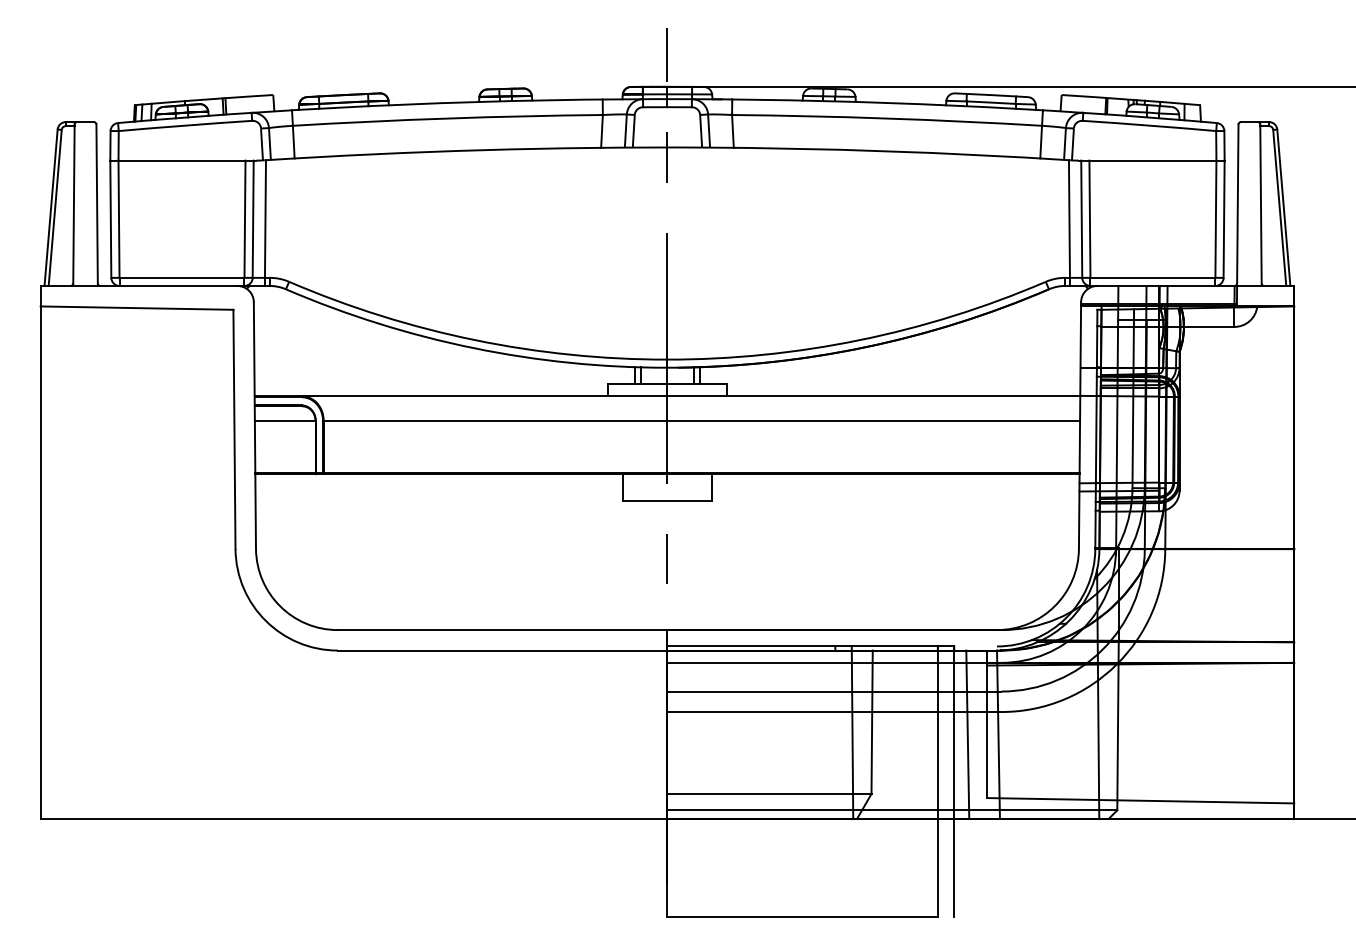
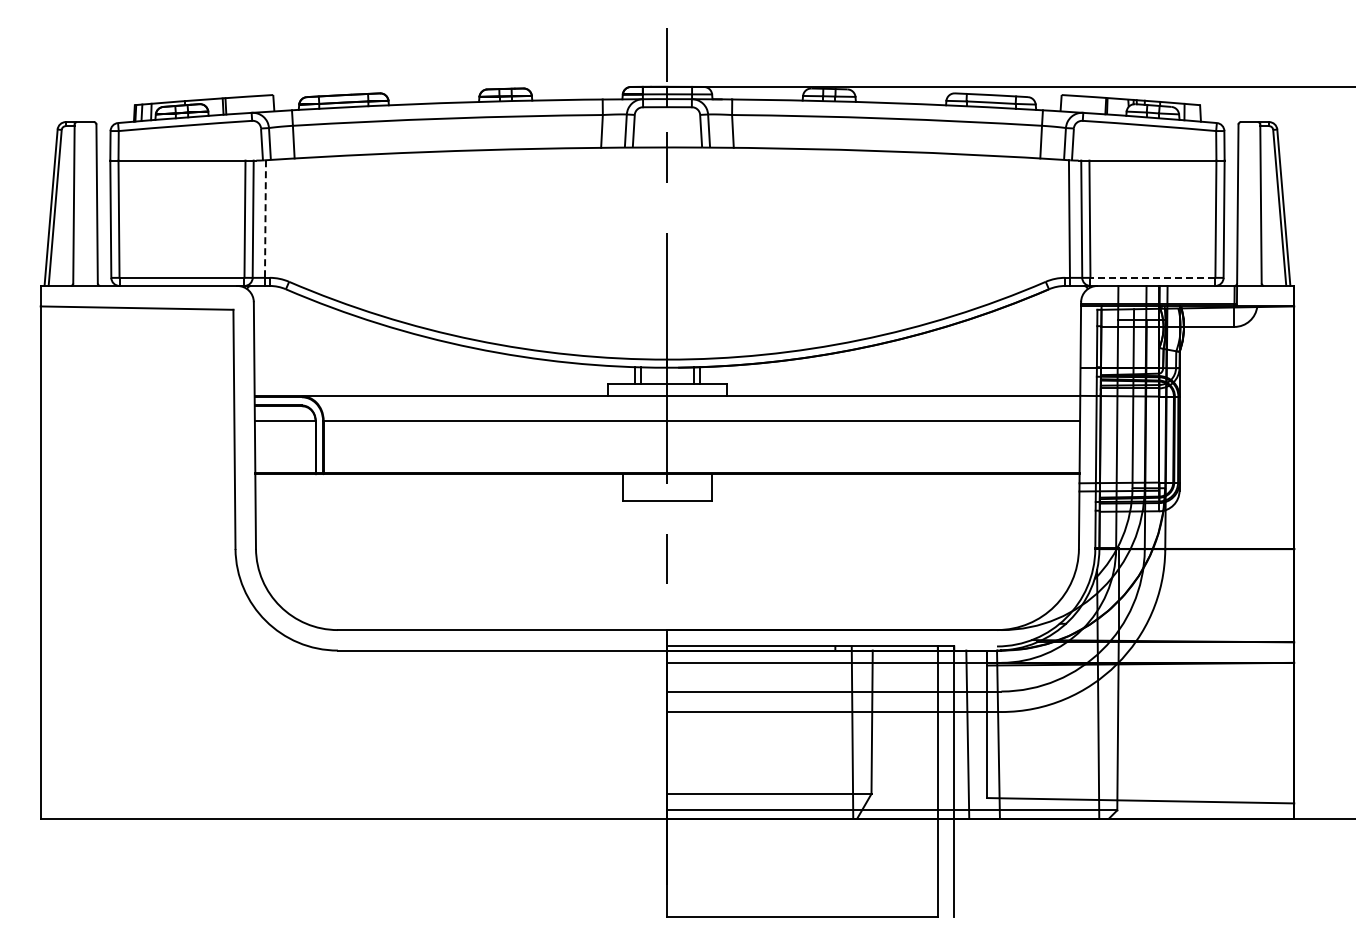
line: solid -> dashed (265, 219)
line: solid -> dashed (1152, 277)
